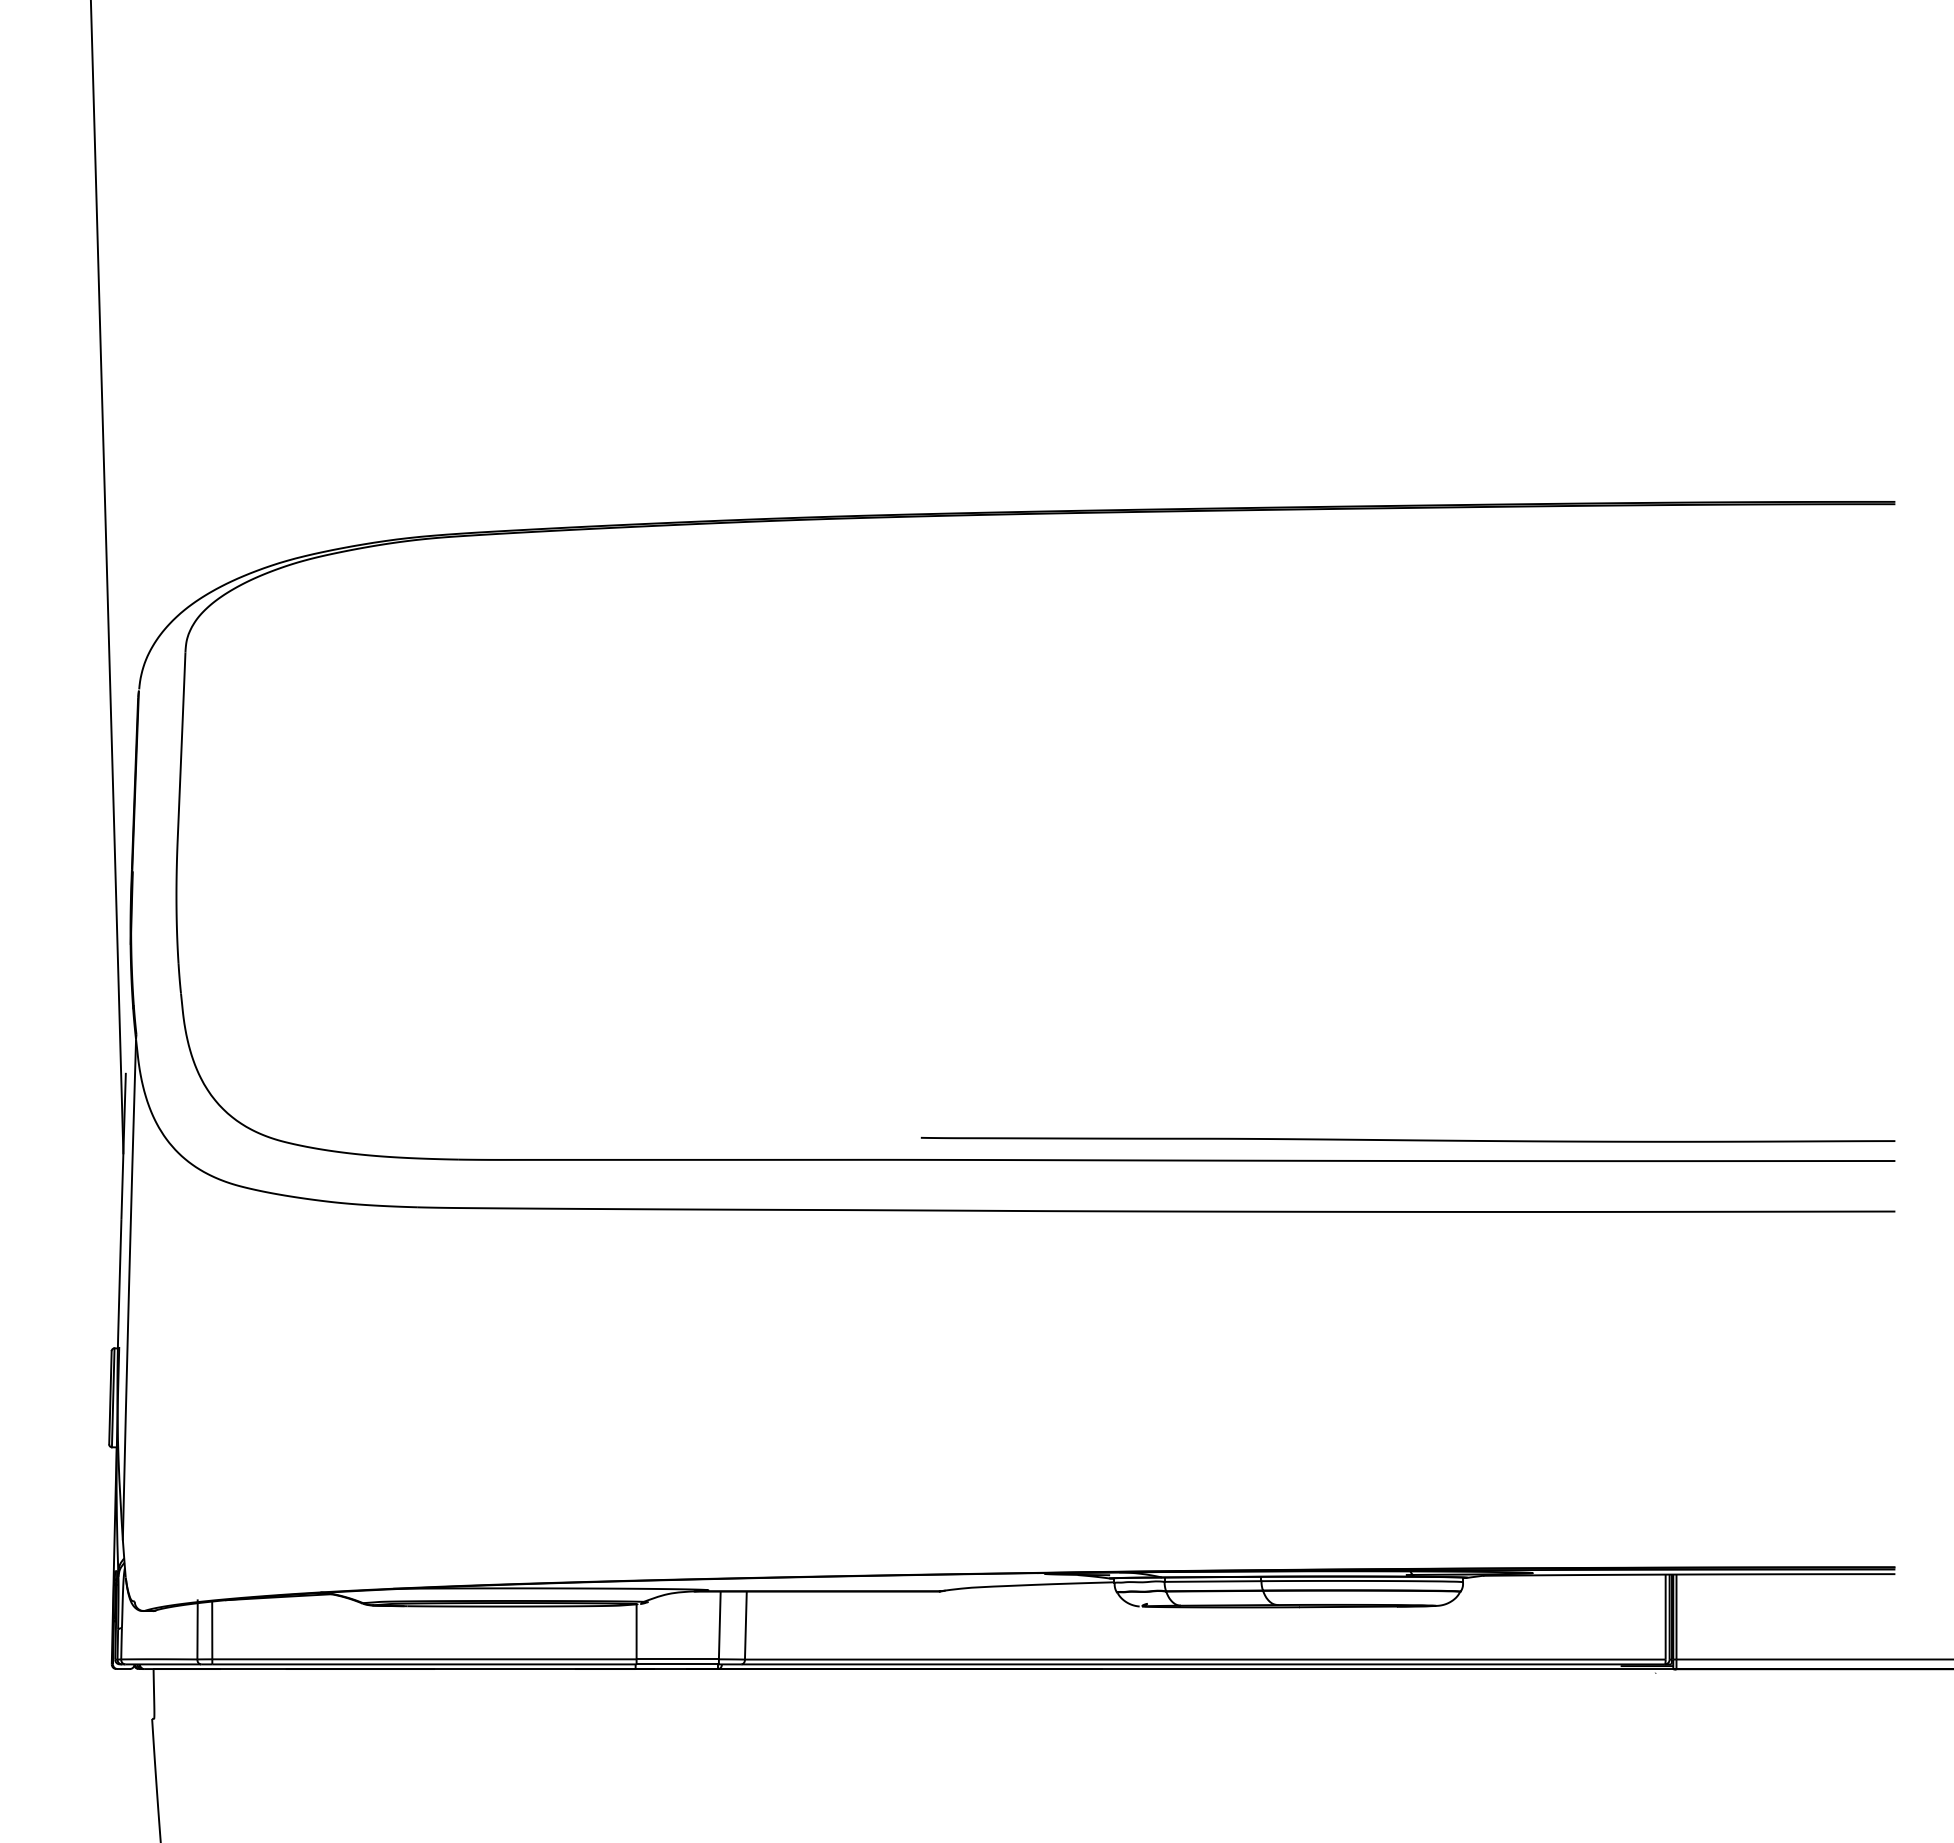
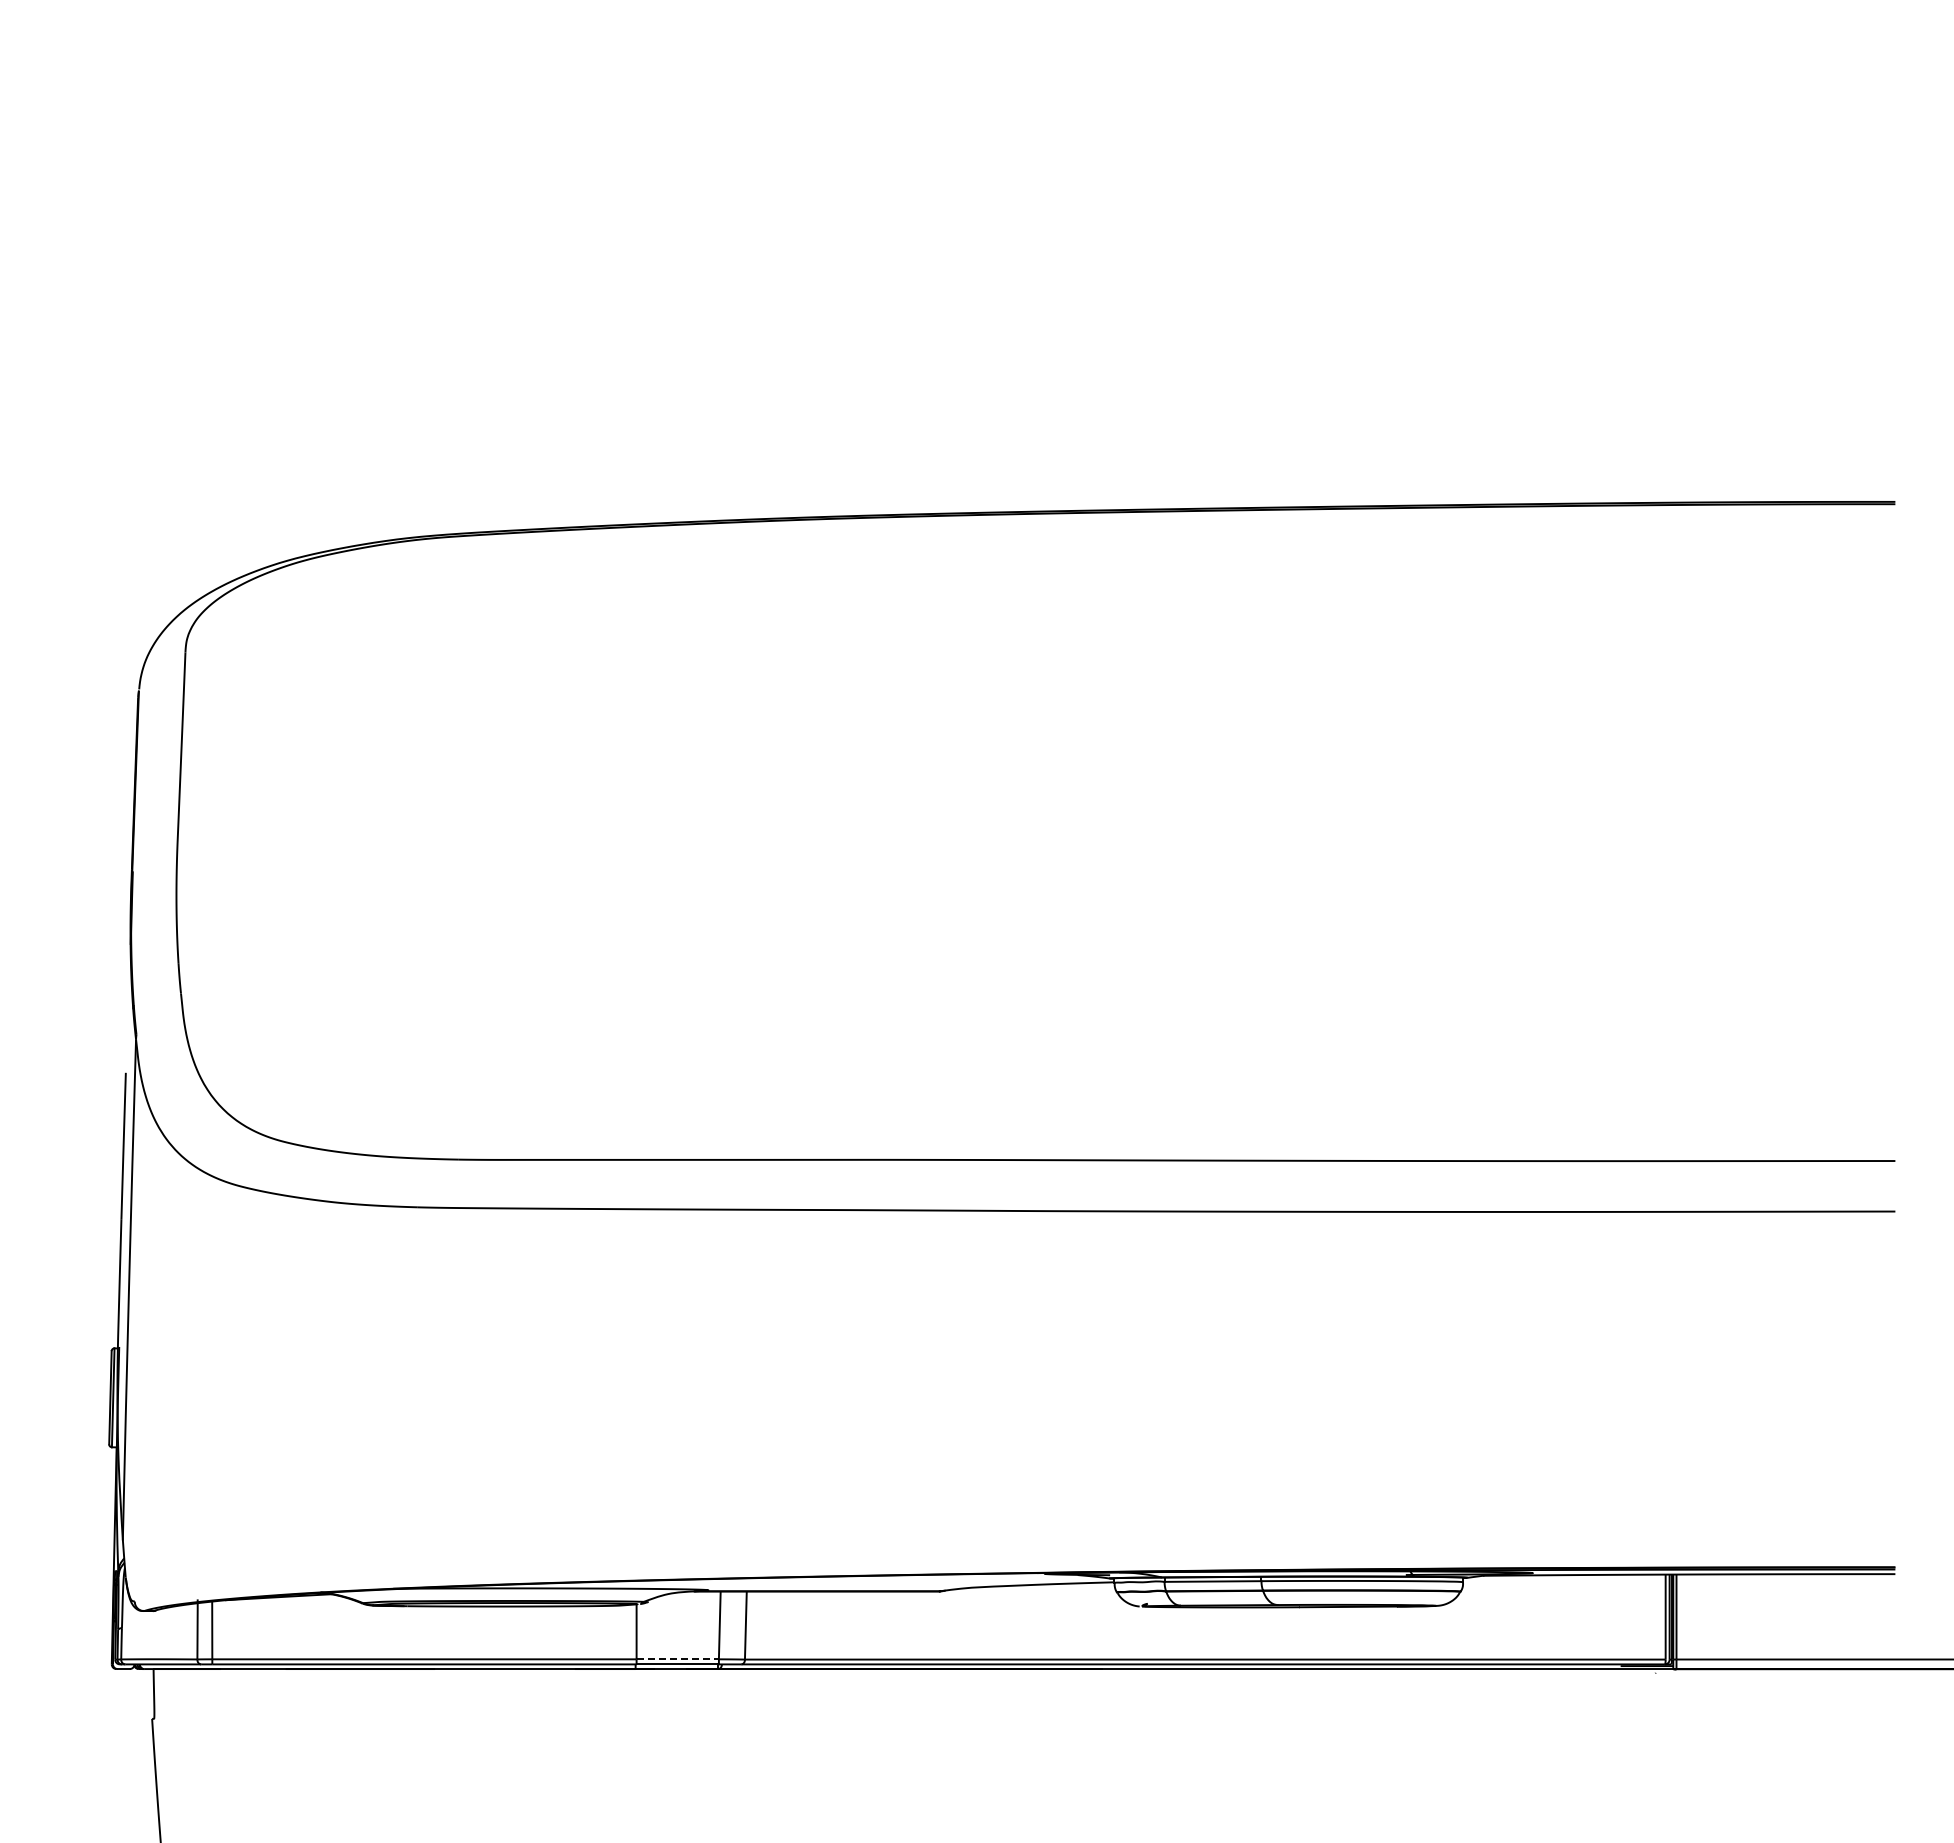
line: present -> none (106, 577)
curve: present -> none (1407, 1139)
line: solid -> dashed (678, 1659)
